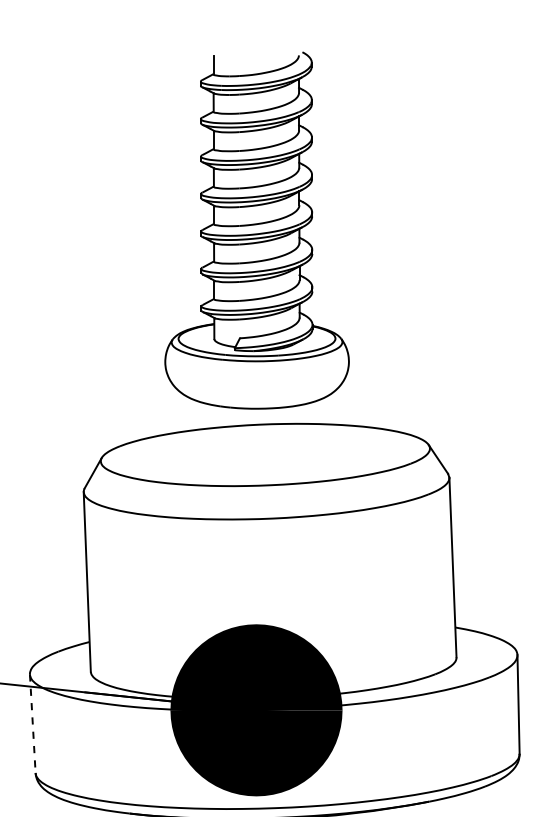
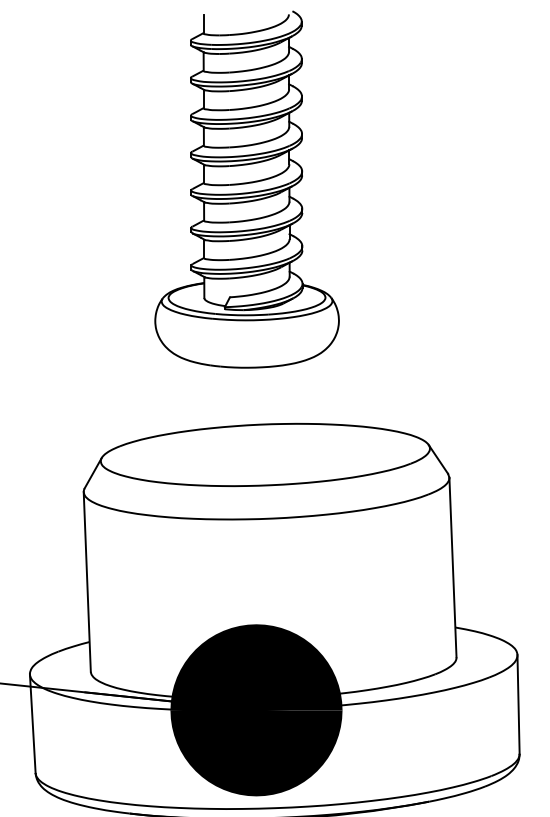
part position: (256, 230) -> (246, 189) (246, 189)
line: dashed -> solid (32, 724)
